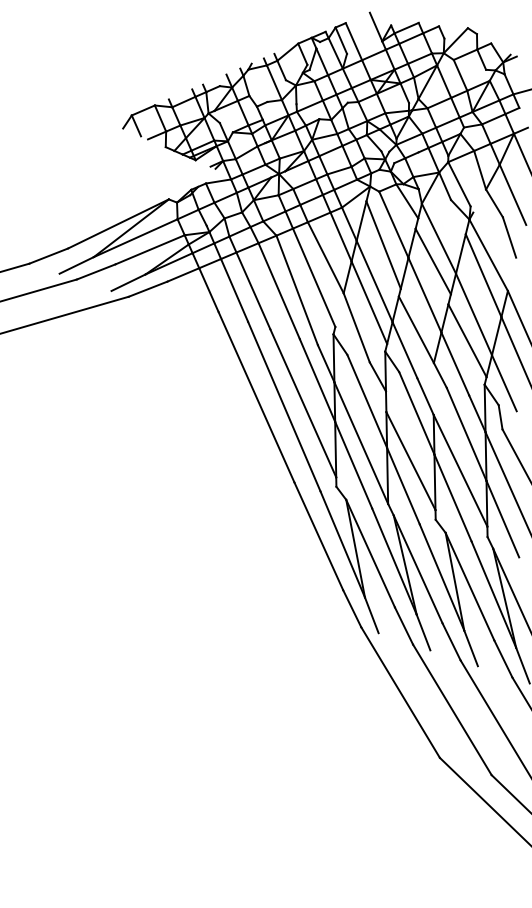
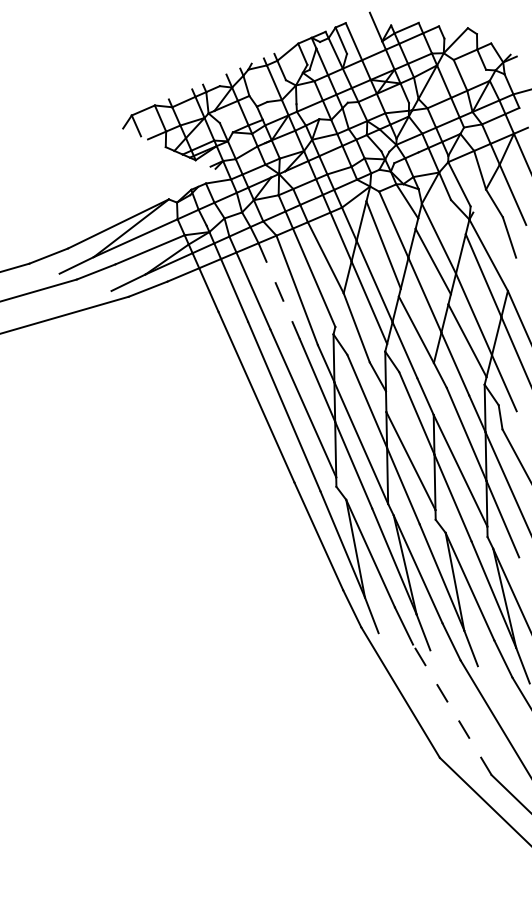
line: solid -> dashed (279, 291)
line: solid -> dashed (452, 709)
